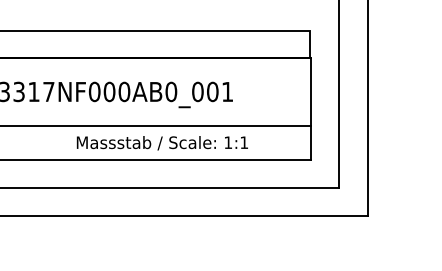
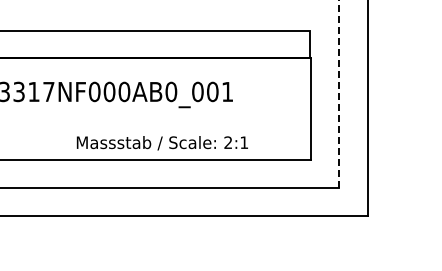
line: solid -> dashed (339, 93)
line: present -> none (156, 125)
text: 1:1 -> 2:1 (227, 142)
